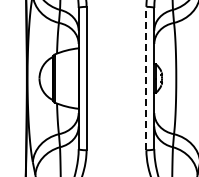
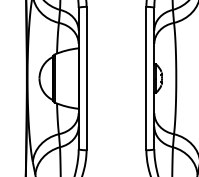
line: dashed -> solid (146, 78)
